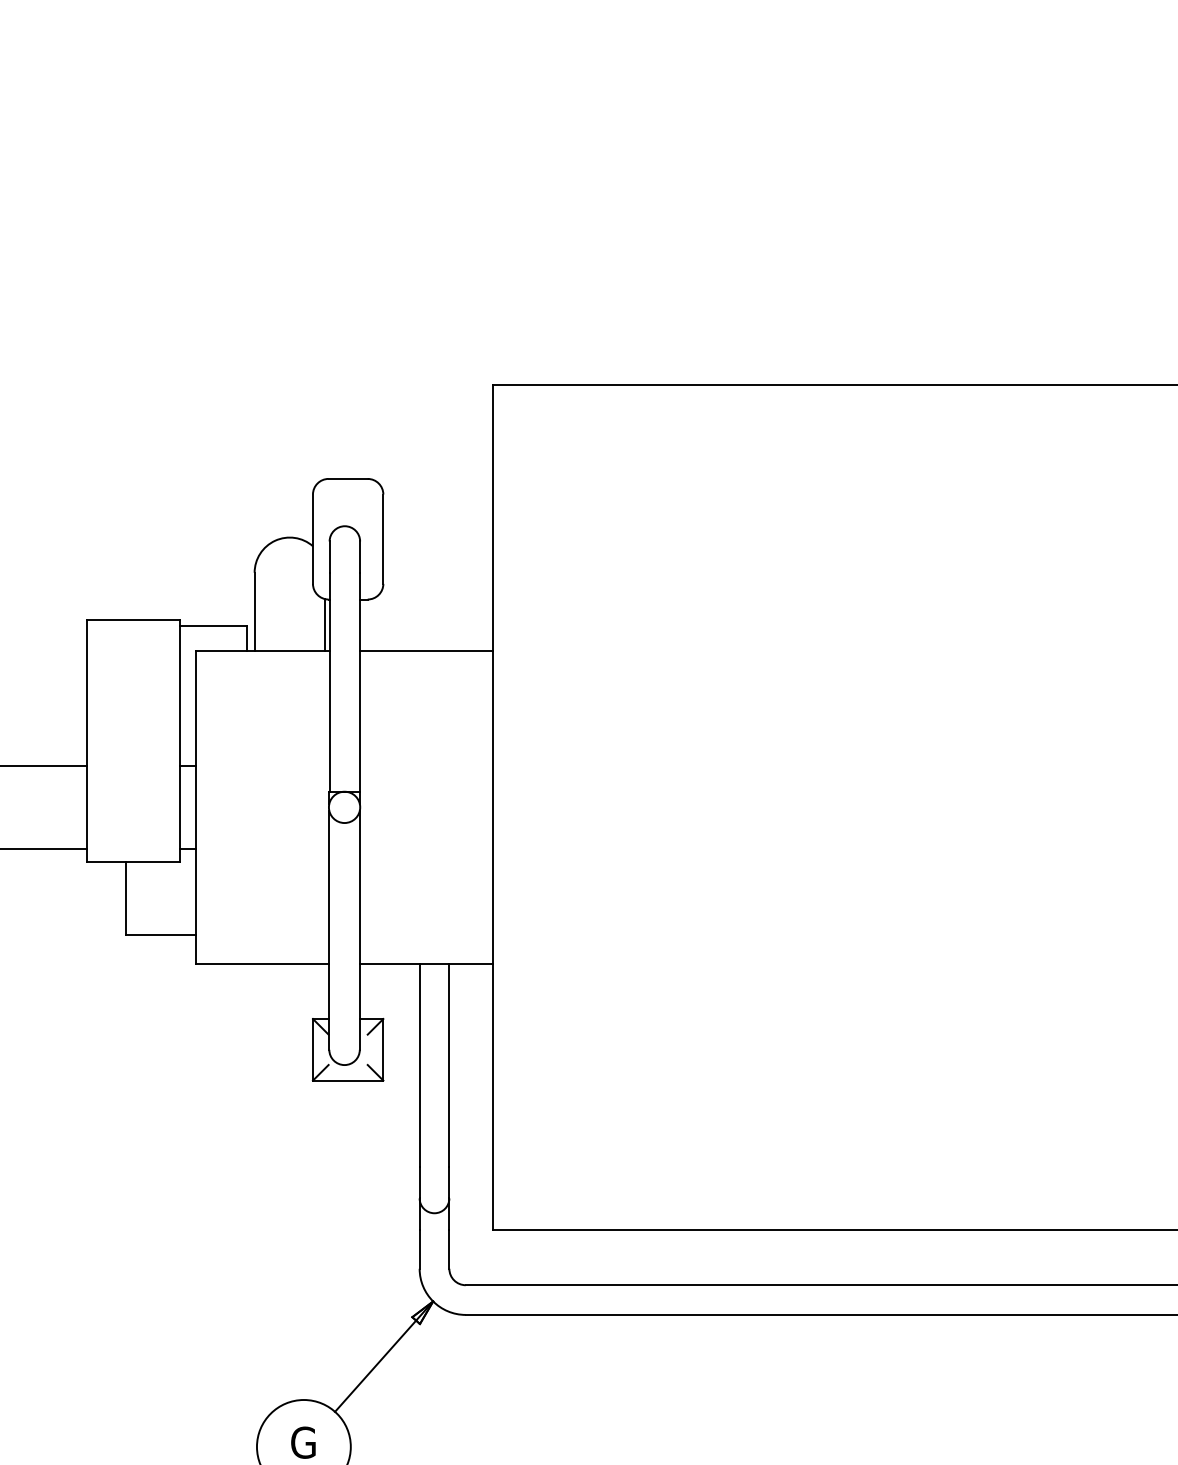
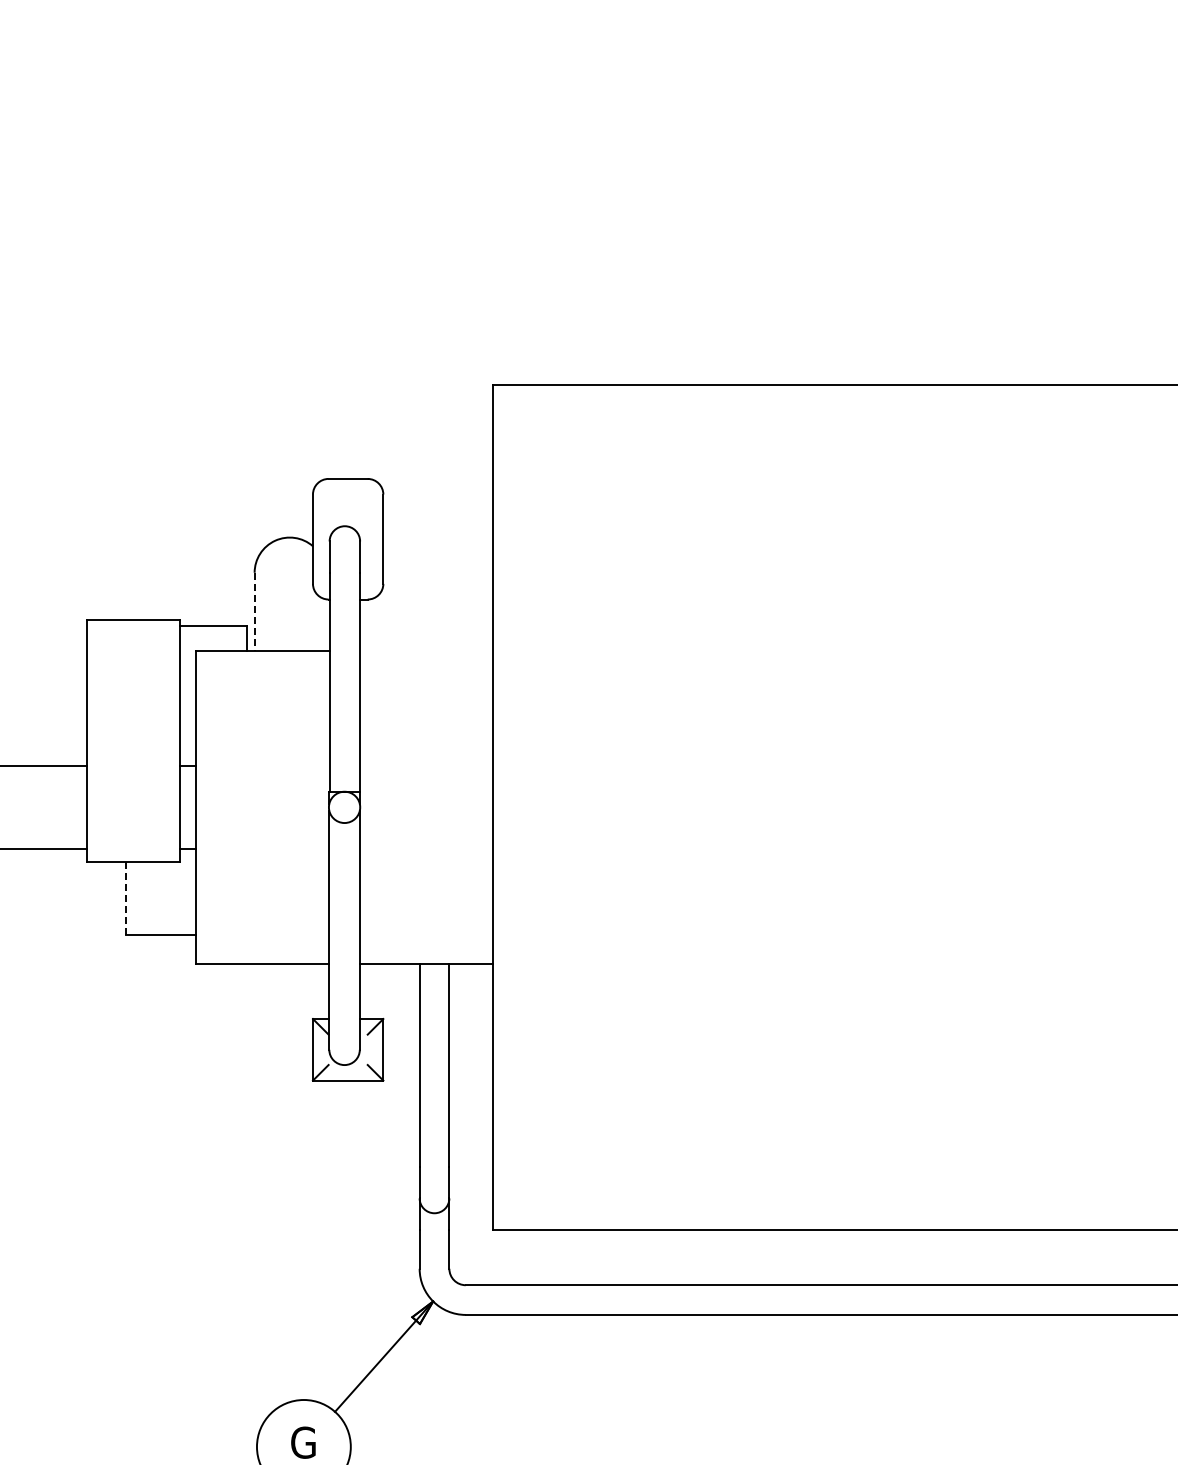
line: solid -> dashed (254, 612)
line: present -> none (325, 624)
line: present -> none (426, 650)
line: solid -> dashed (125, 898)
